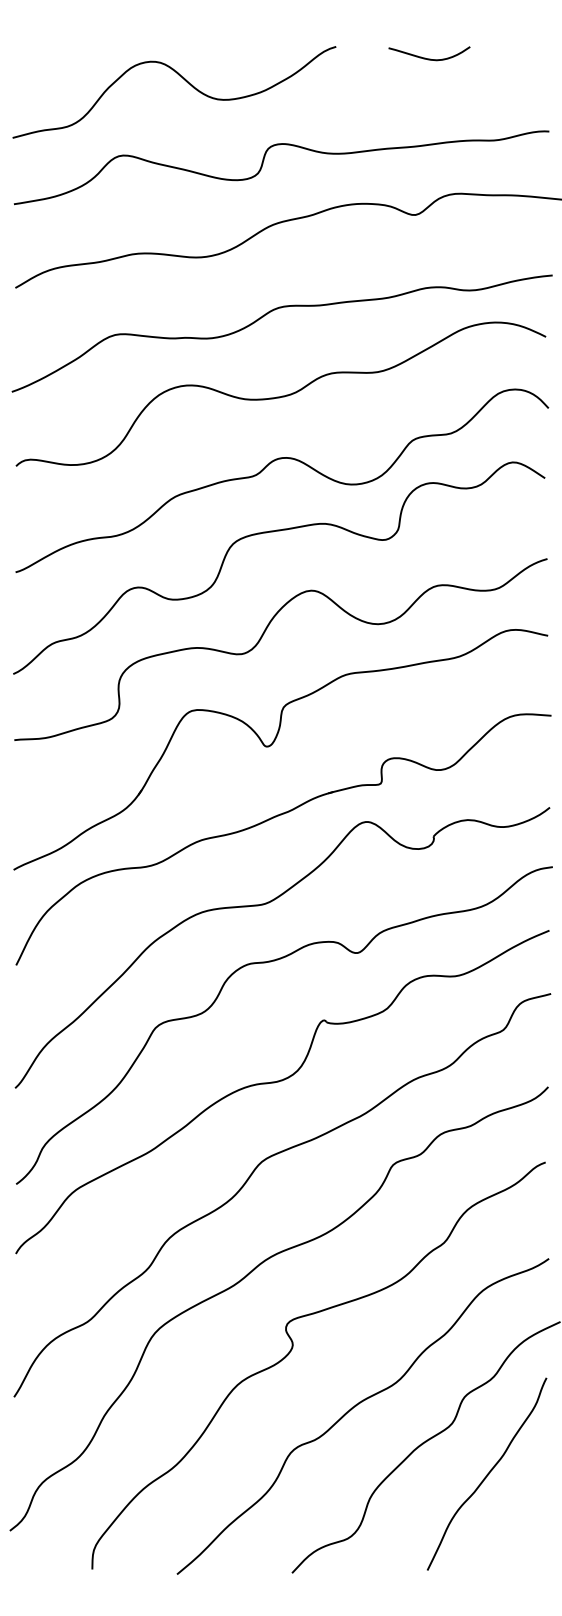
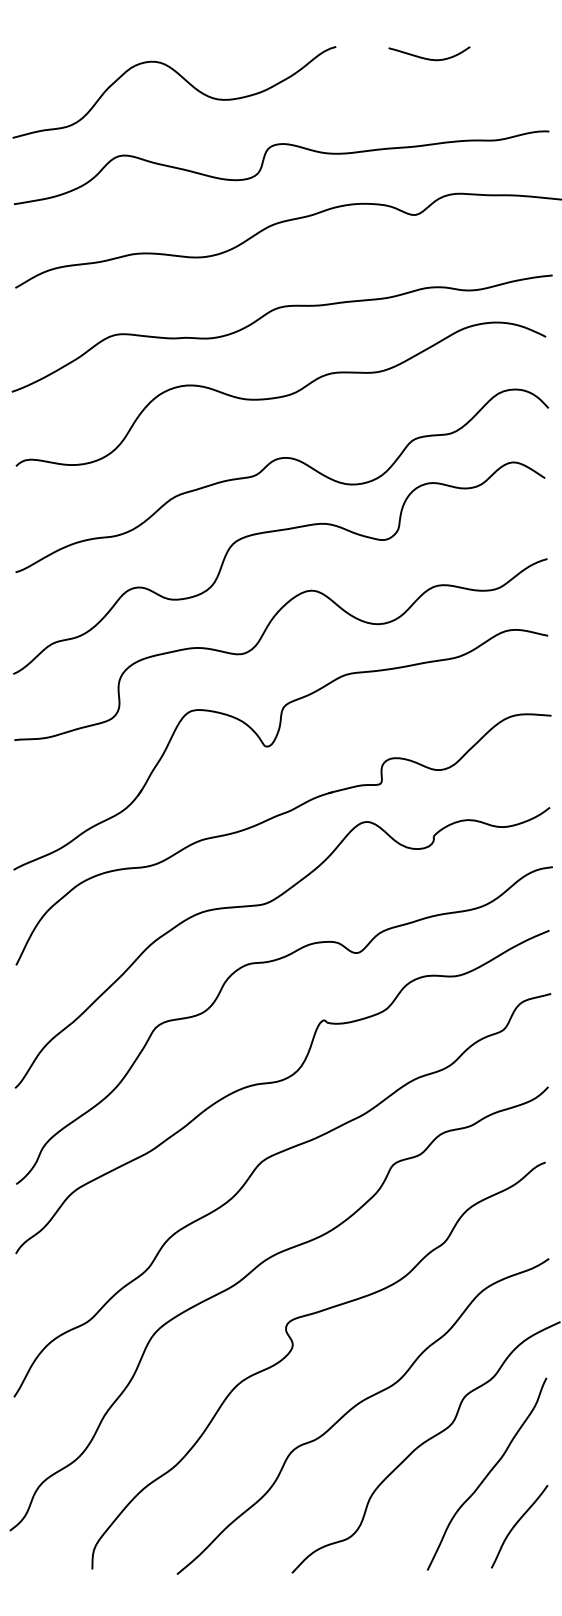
curve: none -> present (516, 1525)
